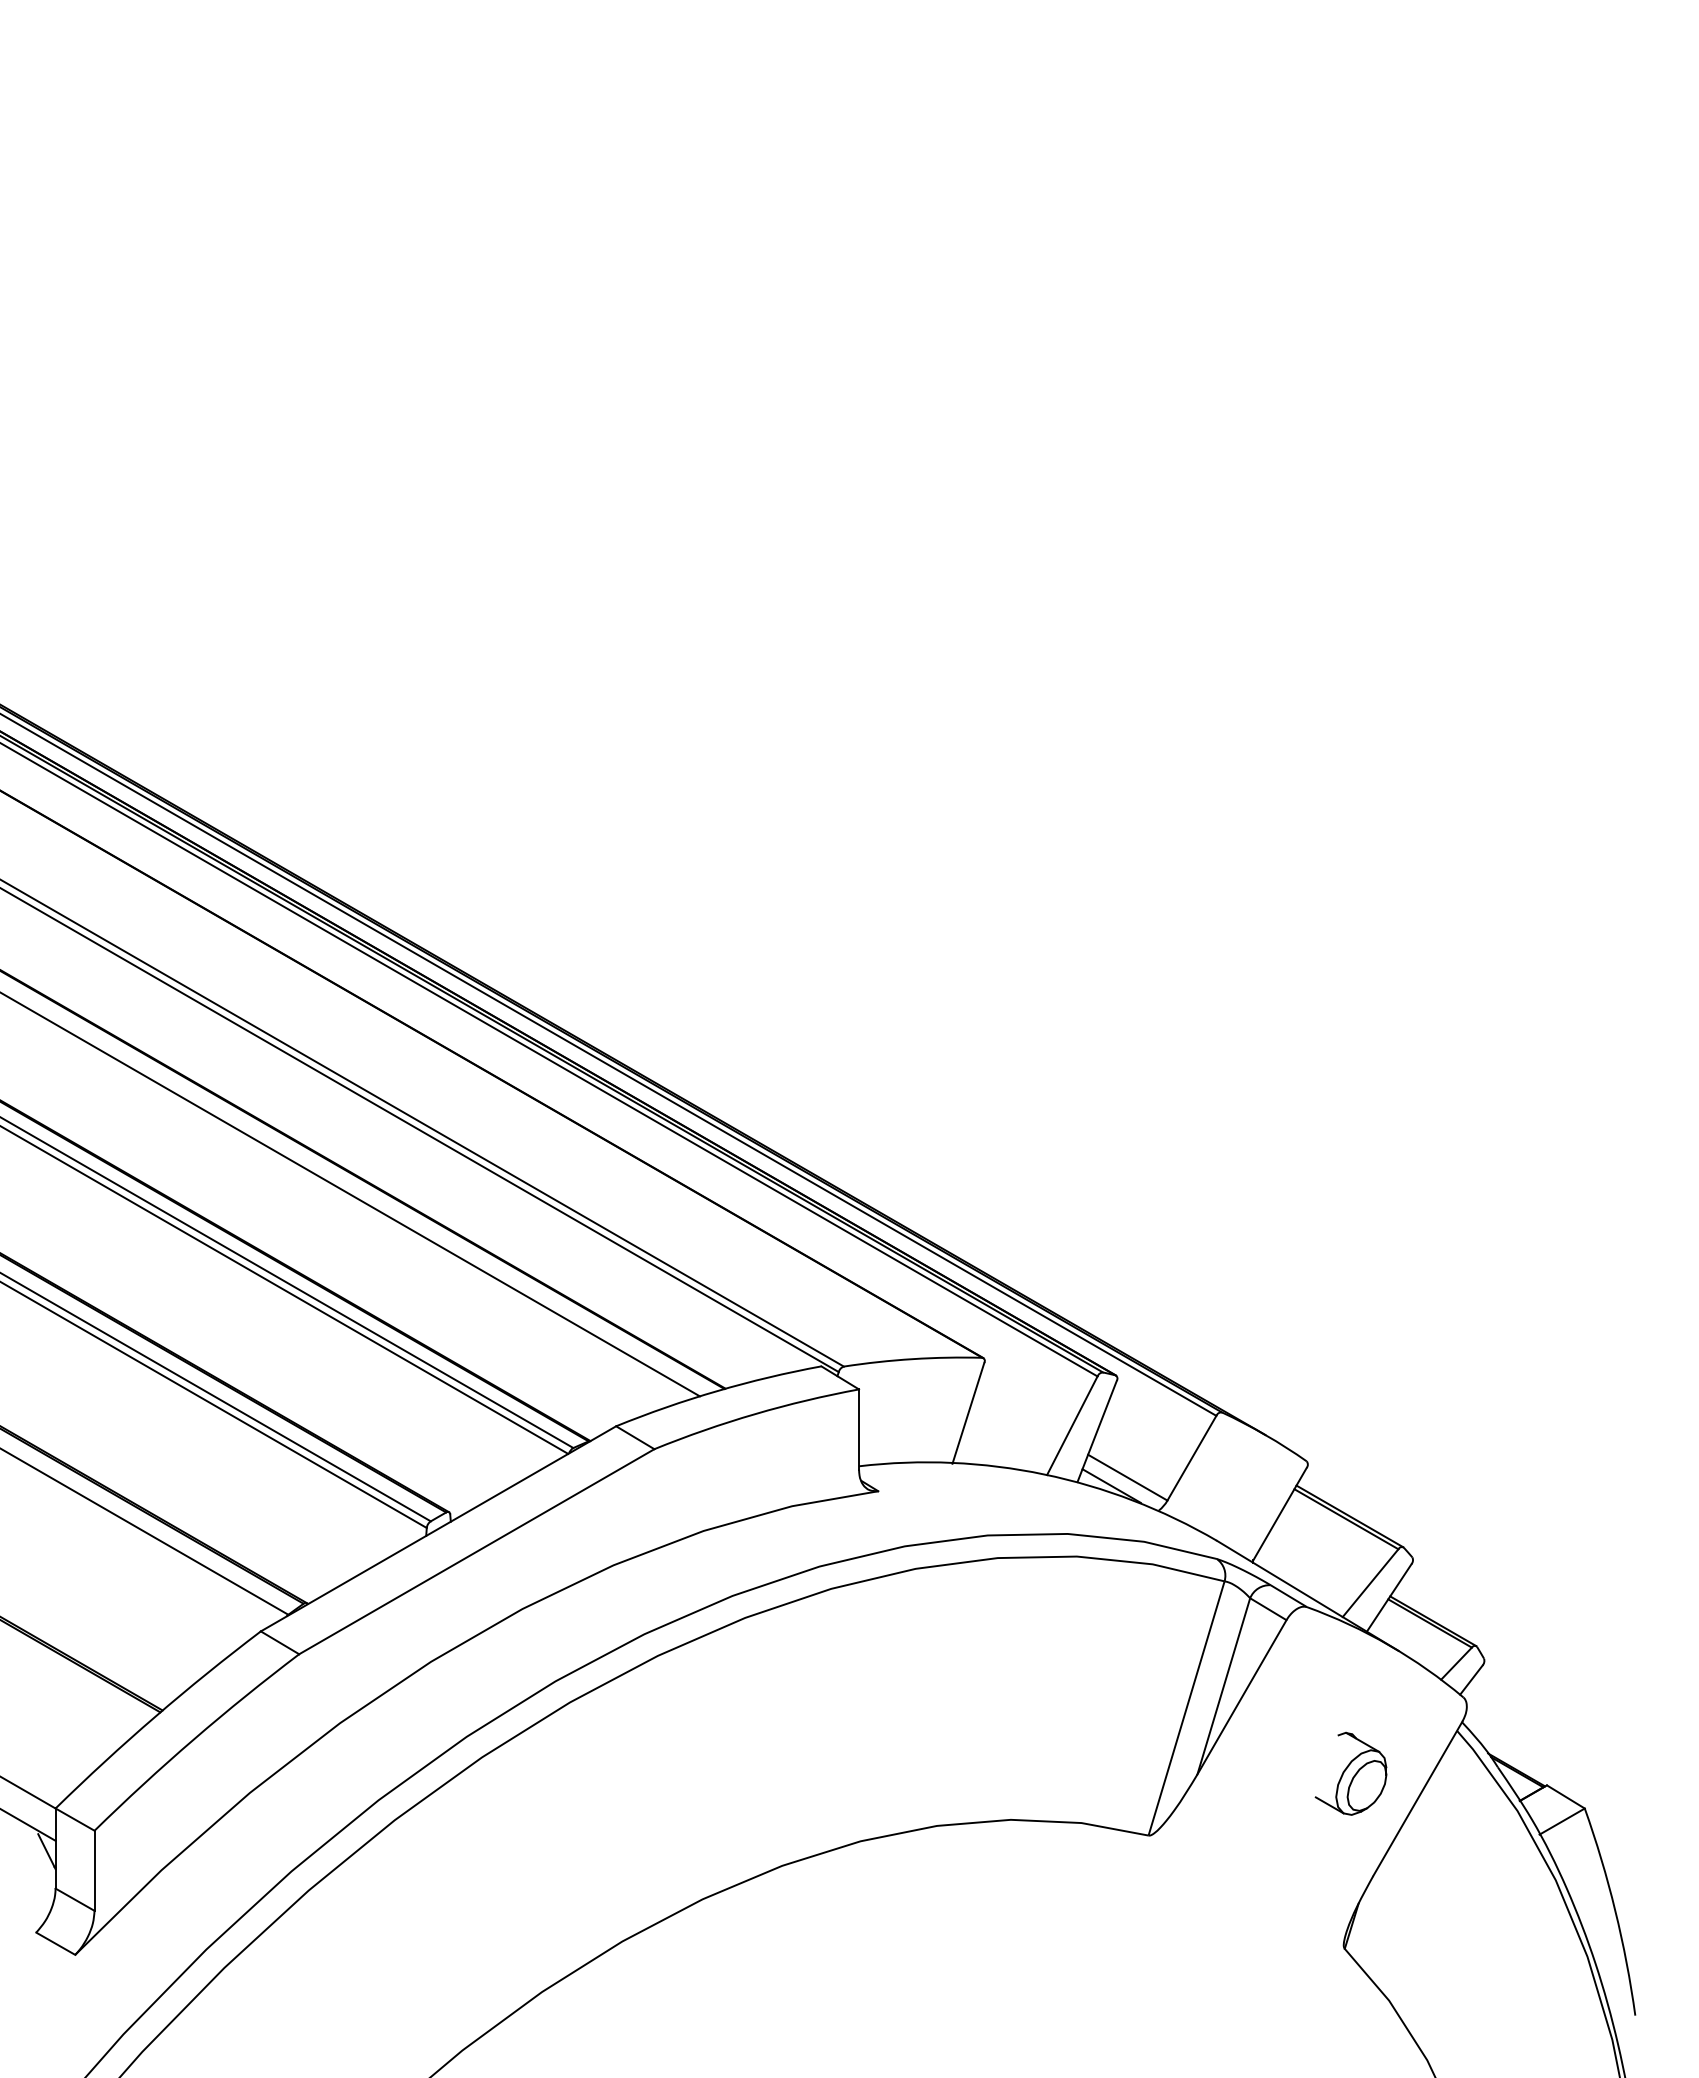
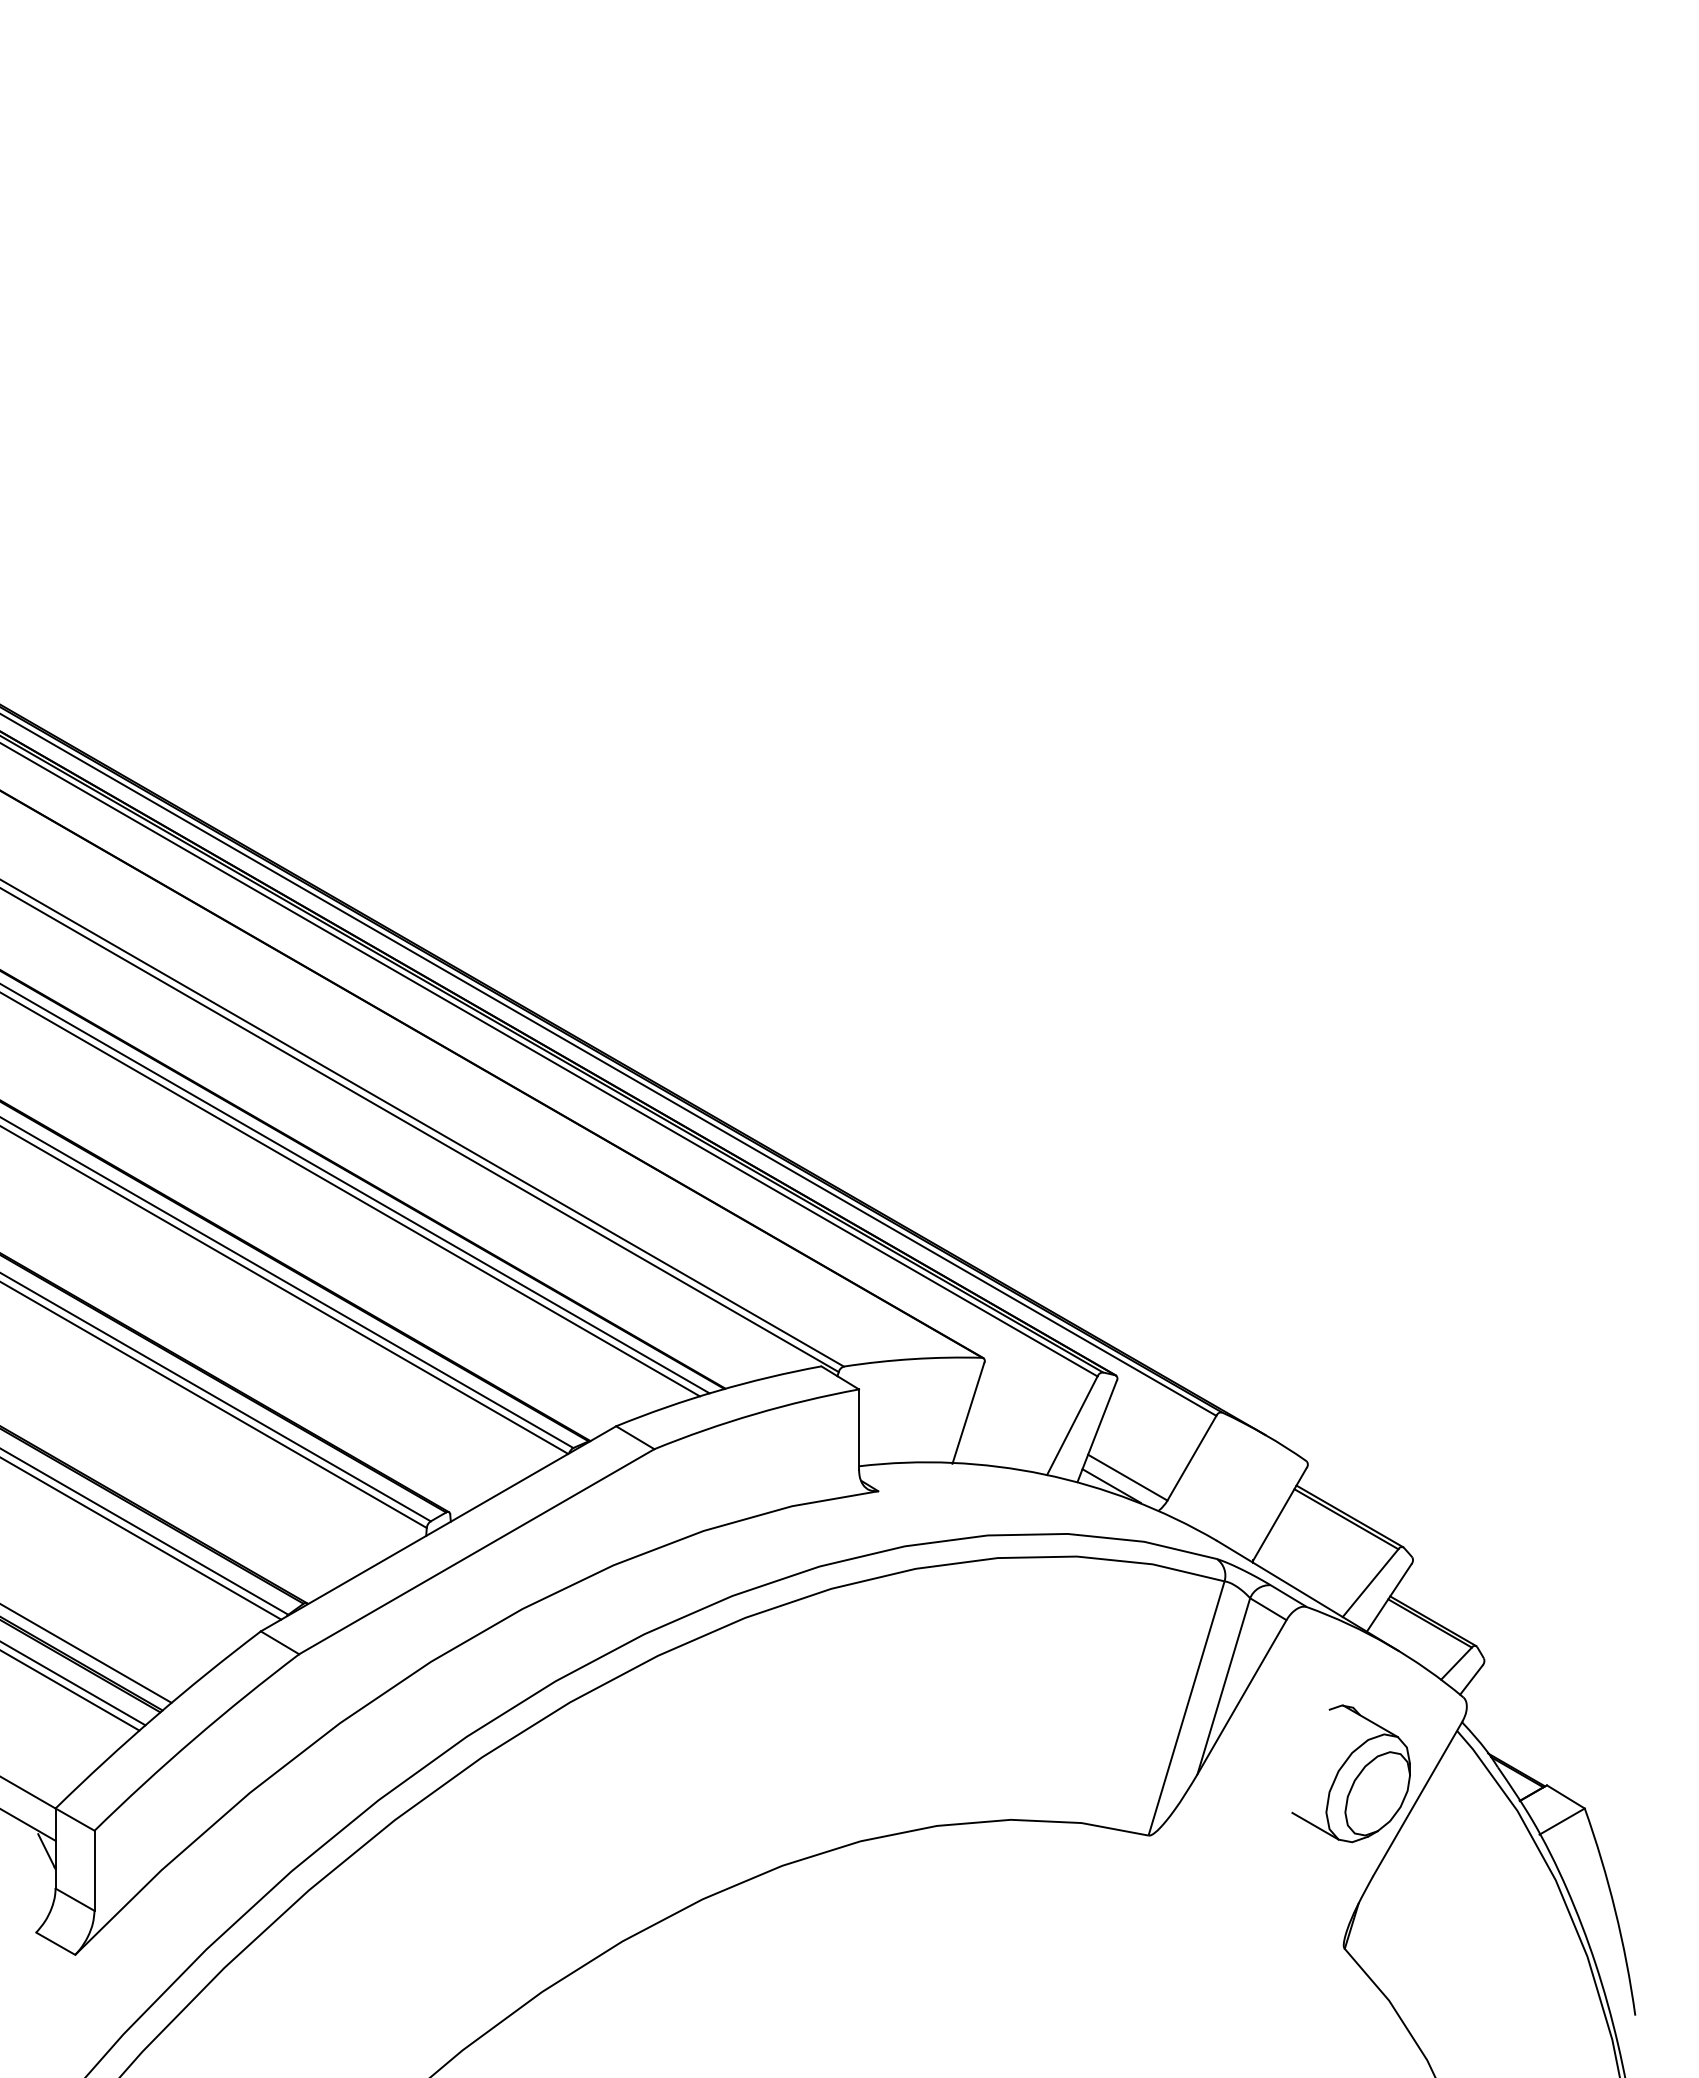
line: none -> present (355, 1188)
line: none -> present (141, 1538)
line: none -> present (86, 1653)
line: none -> present (73, 1683)
line: none -> present (70, 1690)
part size: 74x85 px -> 120x140 px (1350, 1773)
